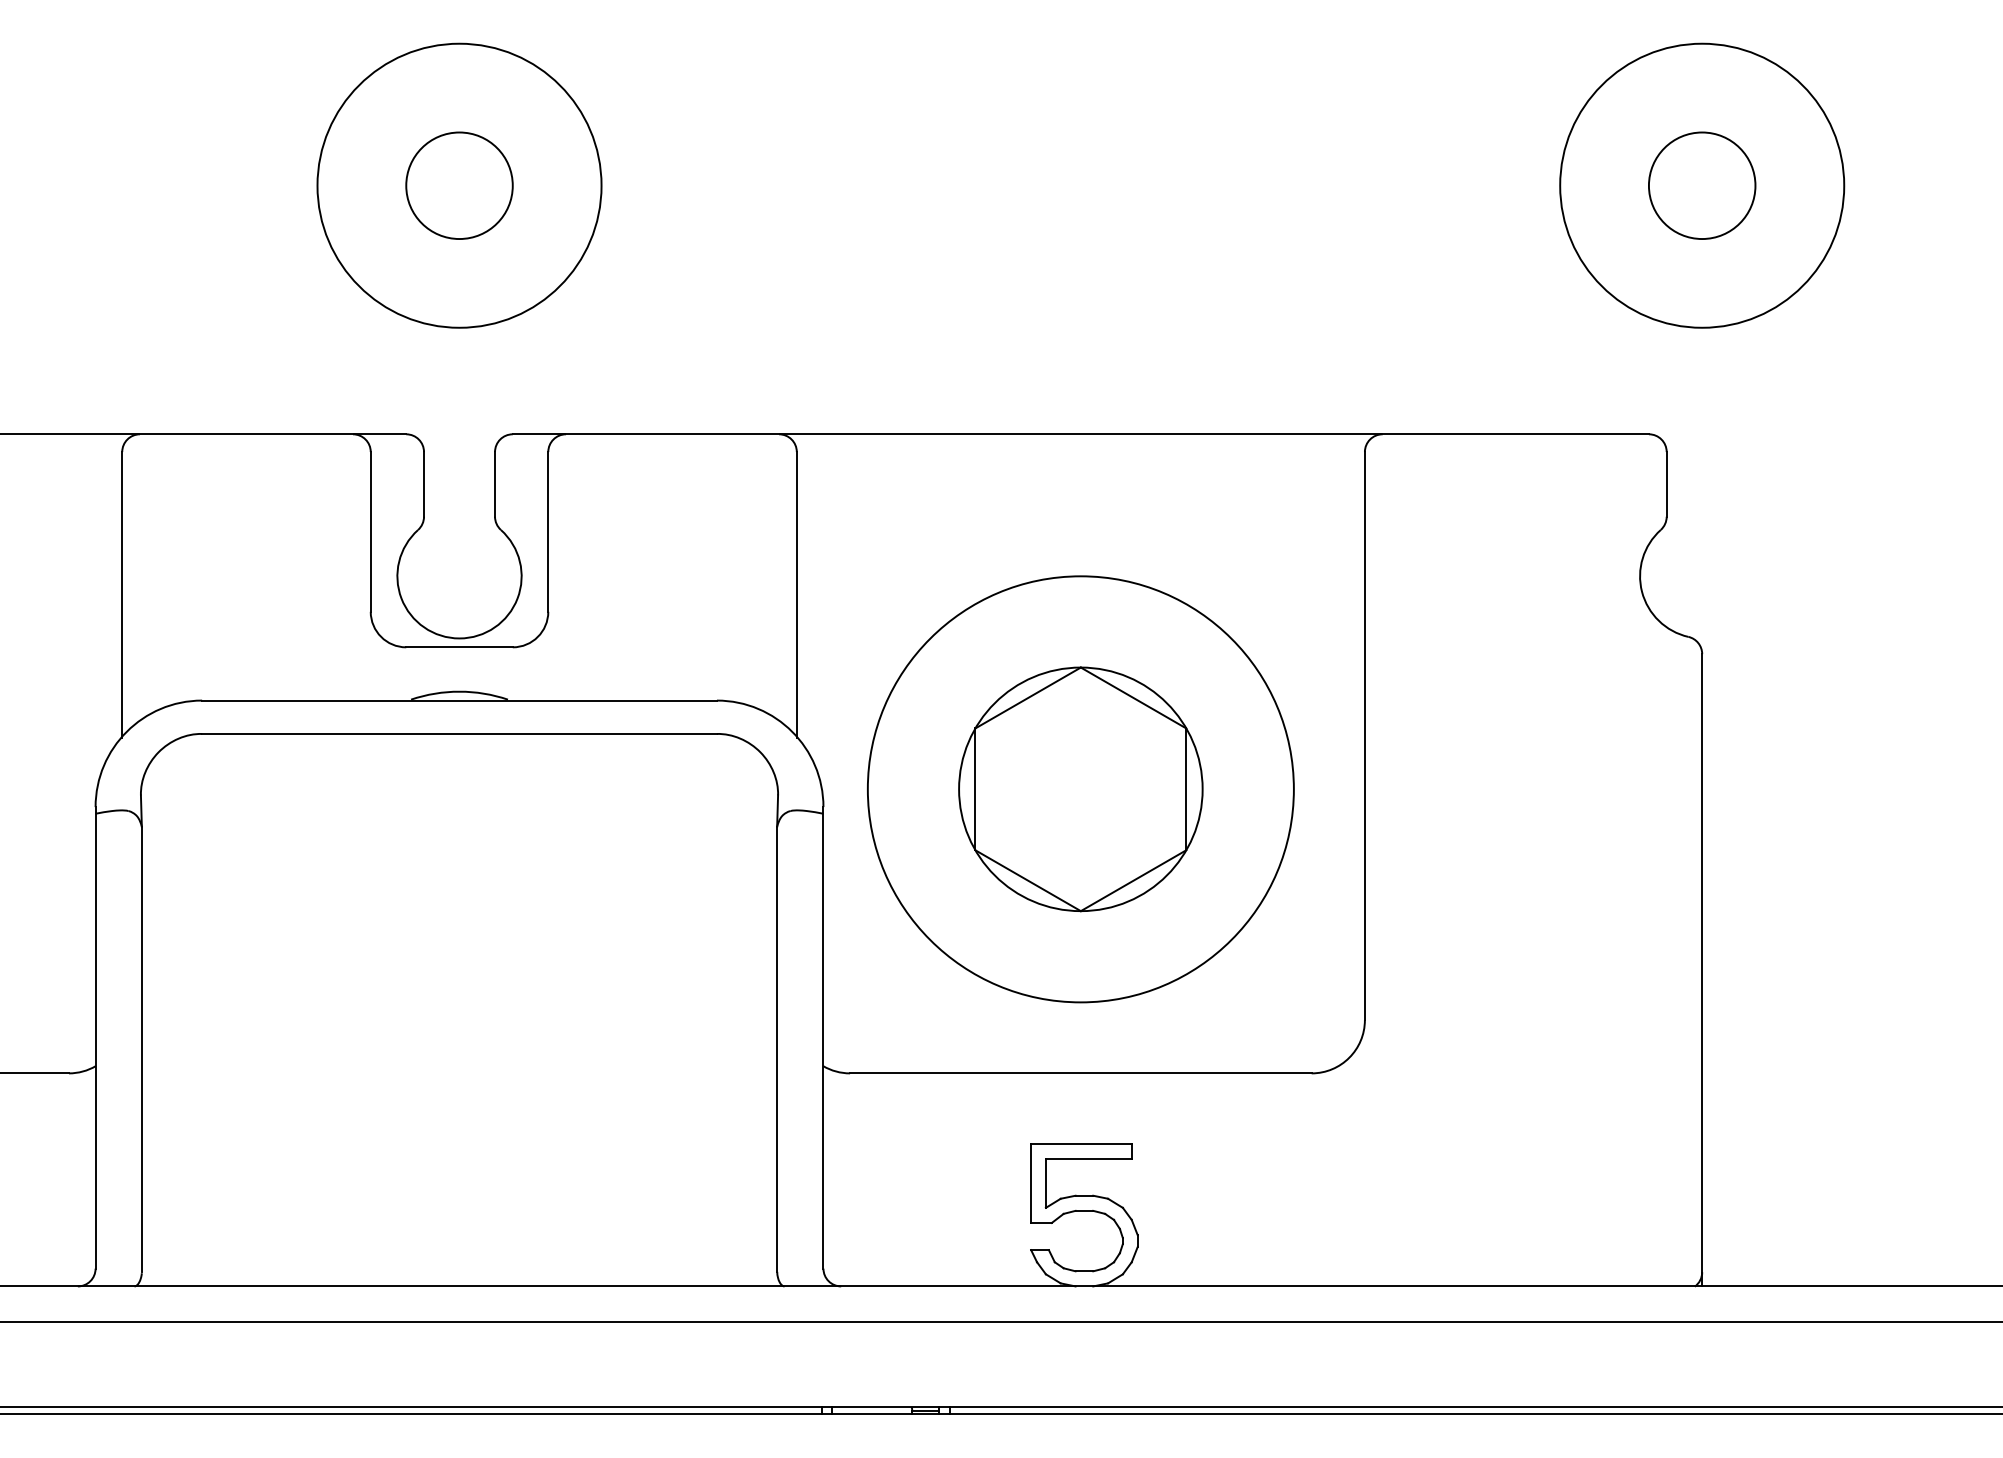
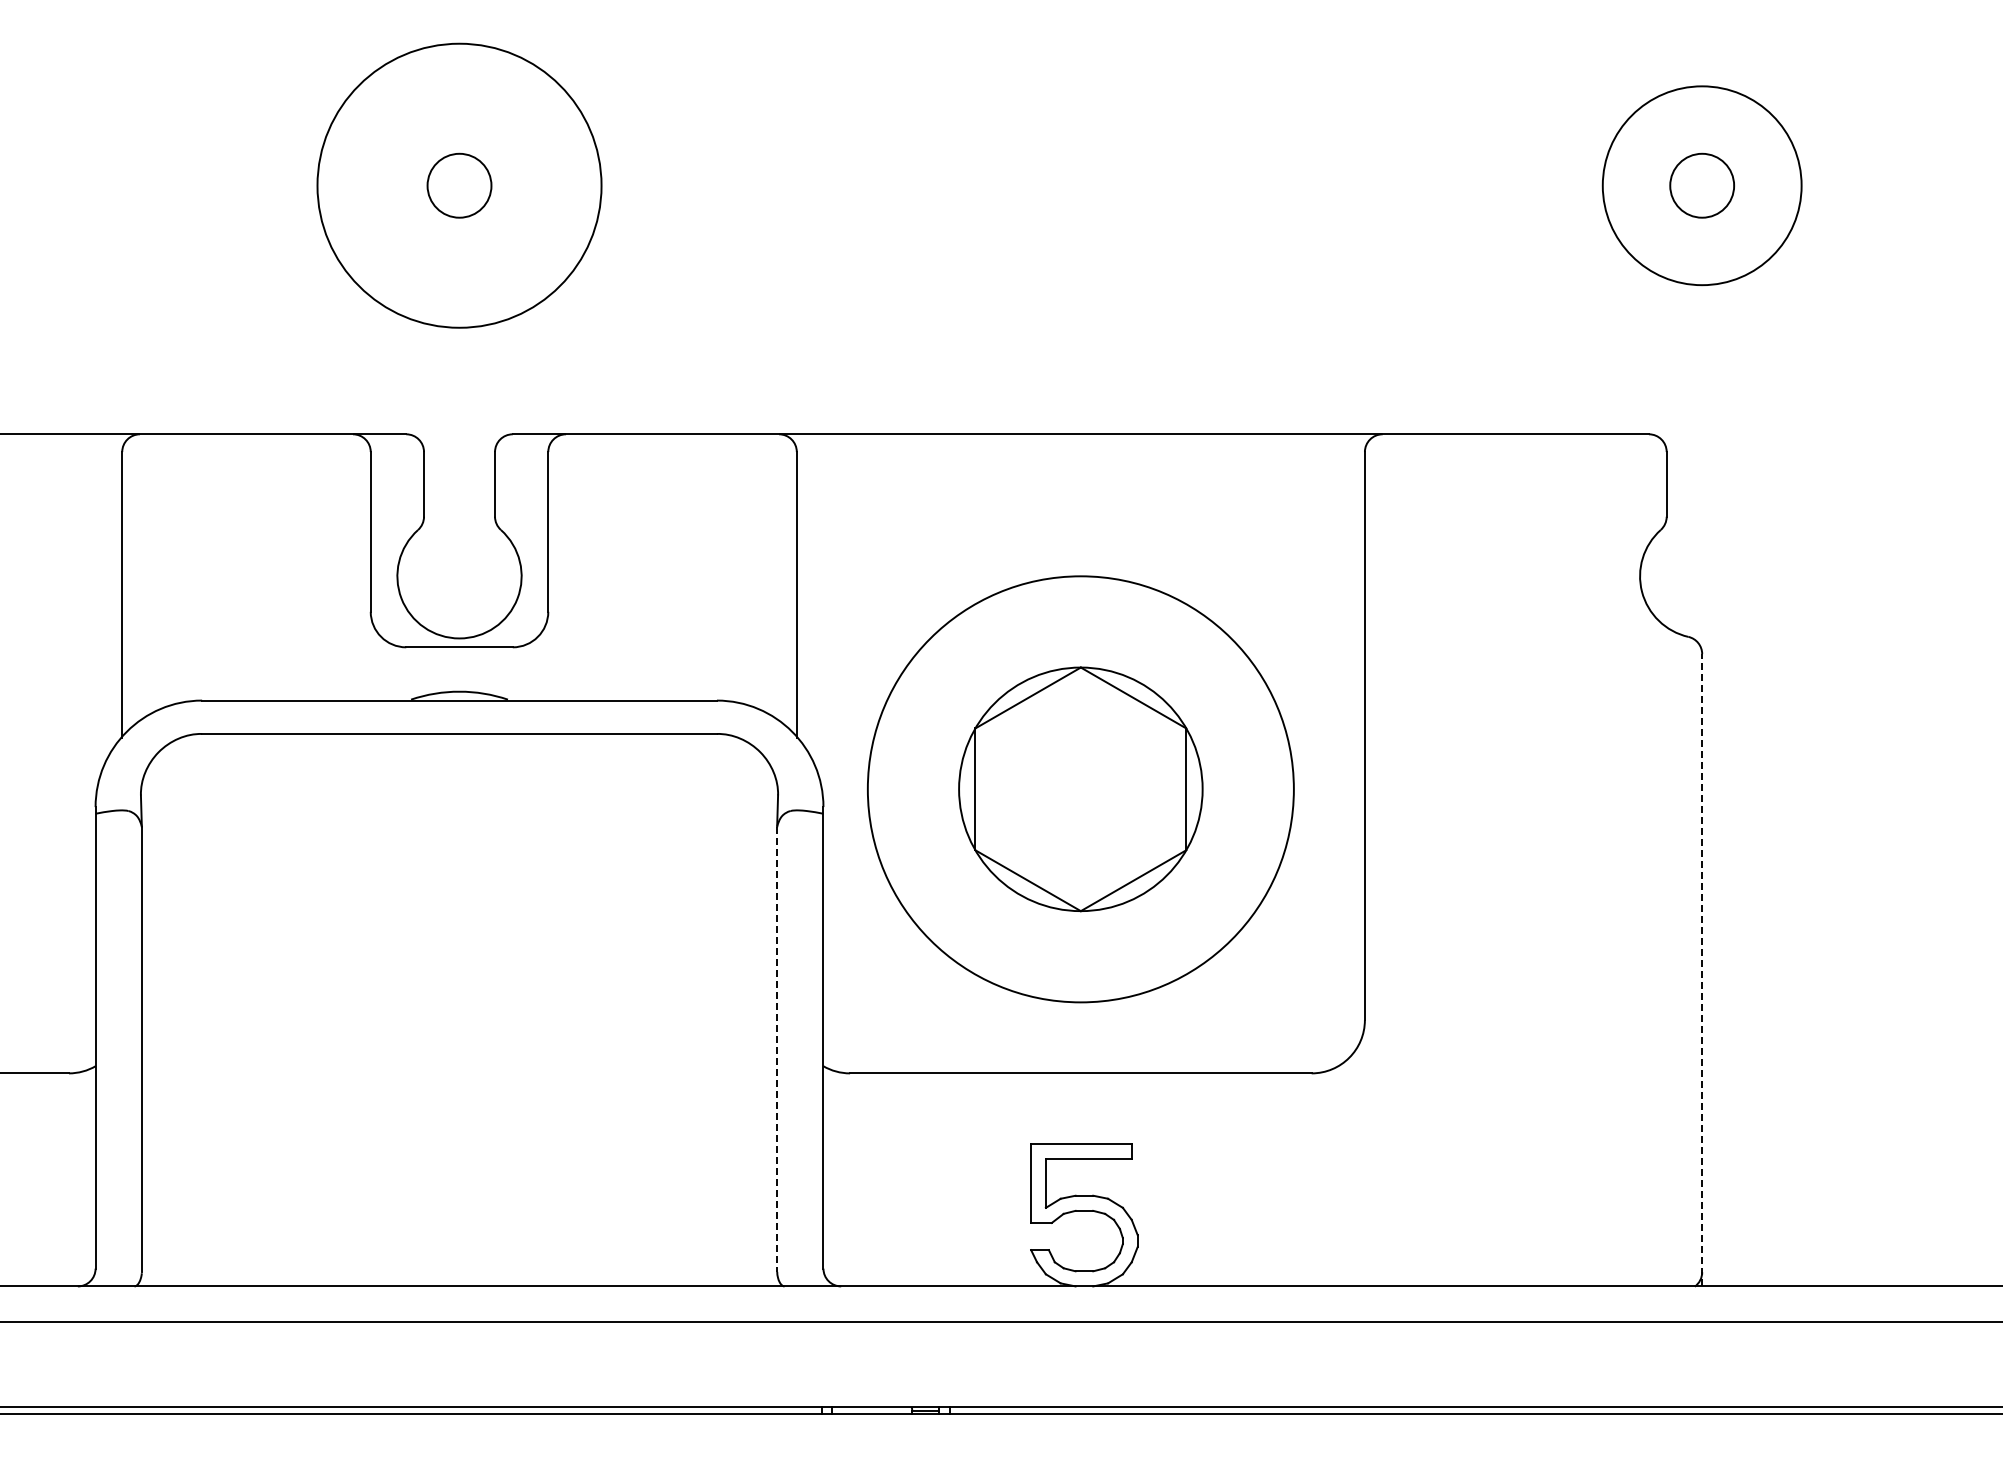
circle diameter: 107 px -> 64 px (459, 185)
circle diameter: 107 px -> 64 px (1702, 185)
circle diameter: 284 px -> 199 px (1701, 185)
line: solid -> dashed (1702, 969)
line: solid -> dashed (777, 1049)
